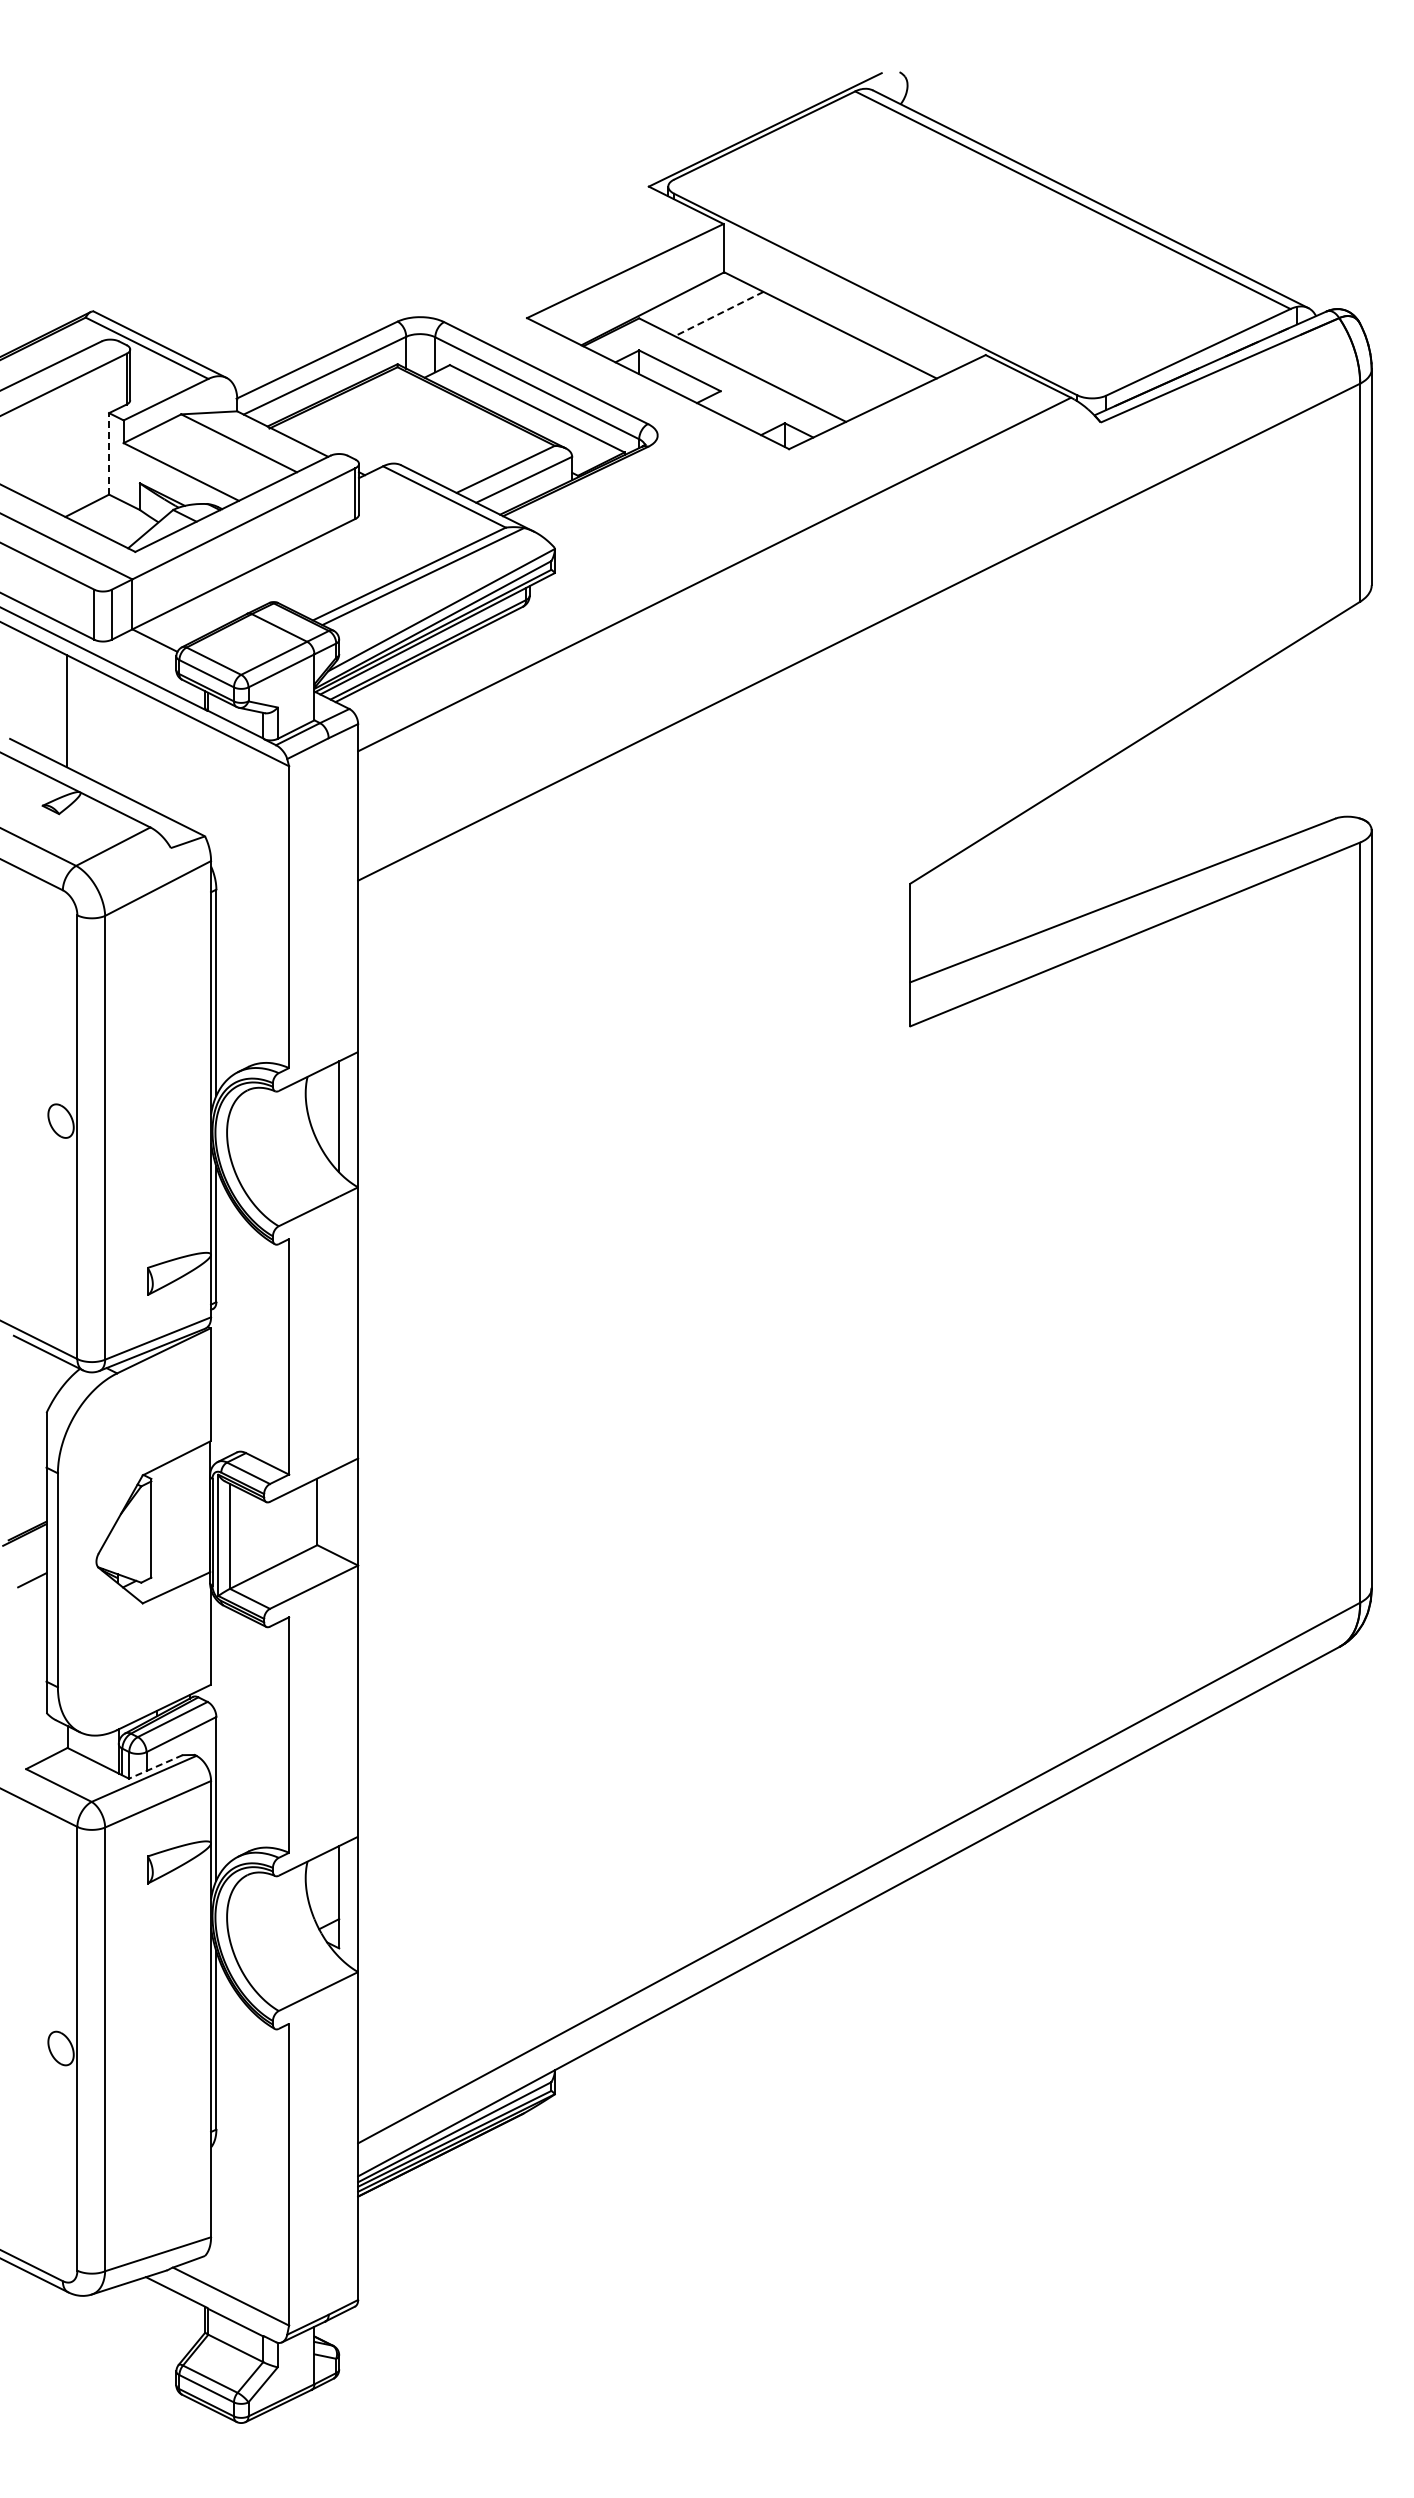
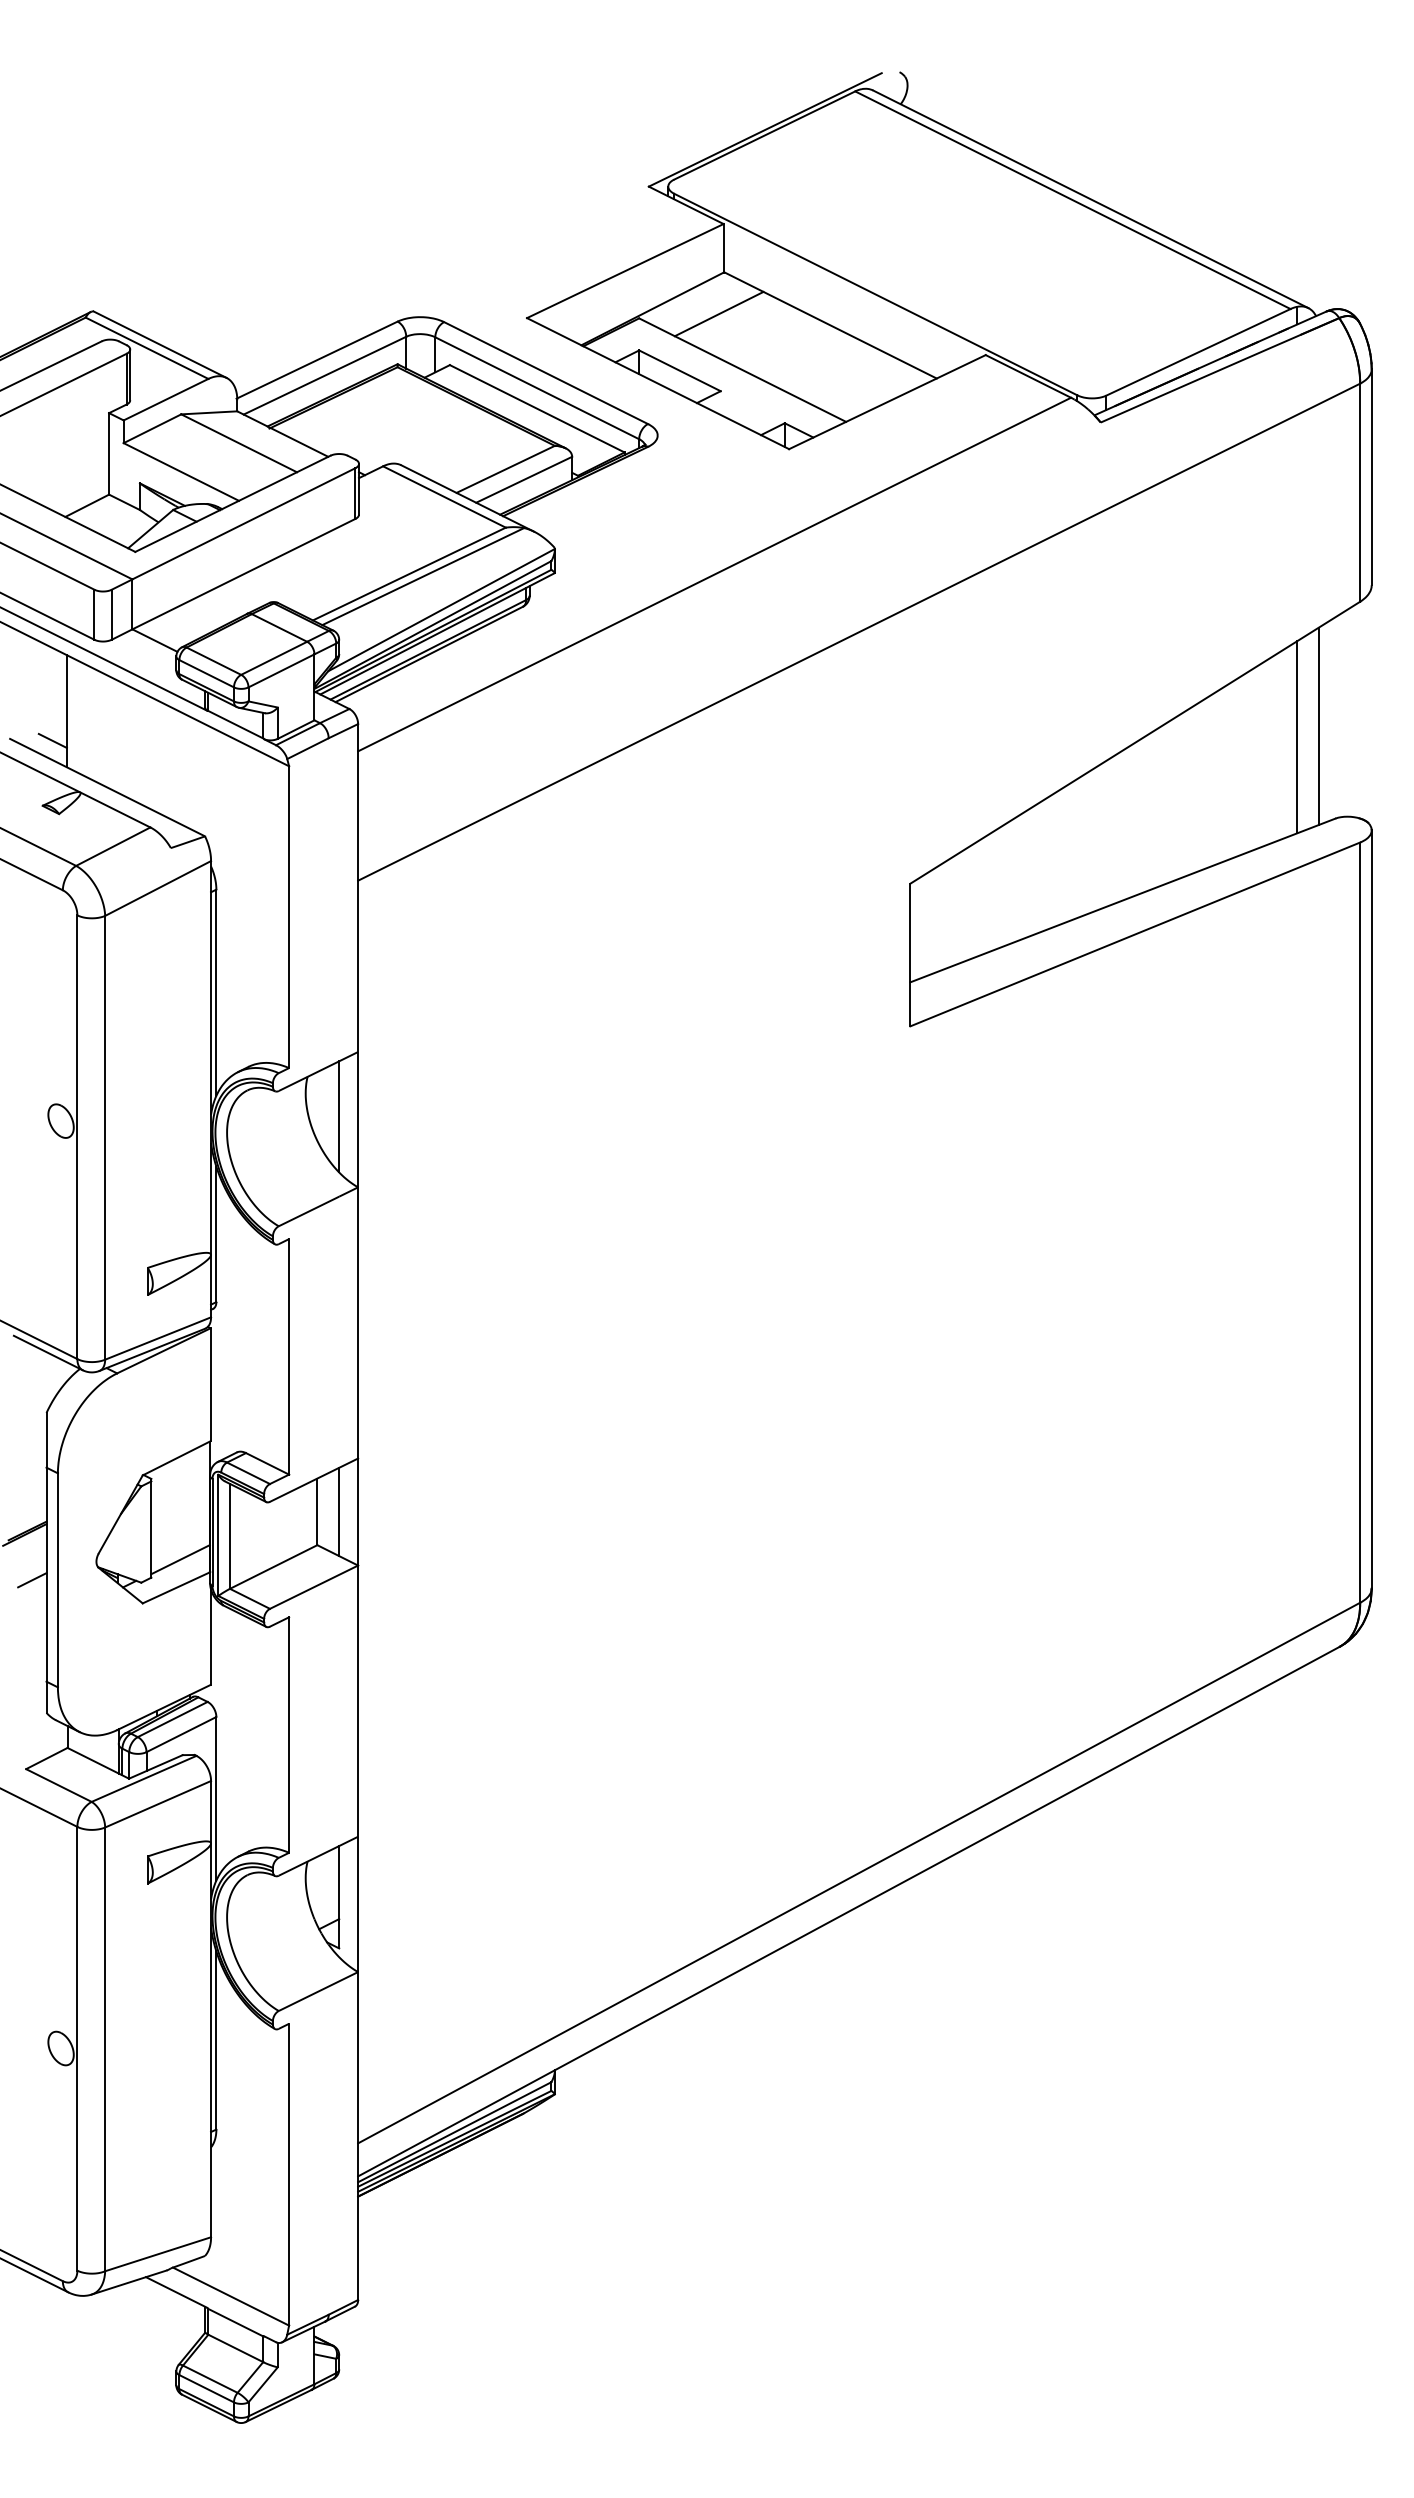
line: dashed -> solid (719, 314)
line: dashed -> solid (109, 453)
line: none -> present (1319, 725)
line: none -> present (1297, 737)
line: none -> present (52, 740)
line: none -> present (339, 1511)
line: none -> present (180, 1559)
line: dashed -> solid (155, 1767)
